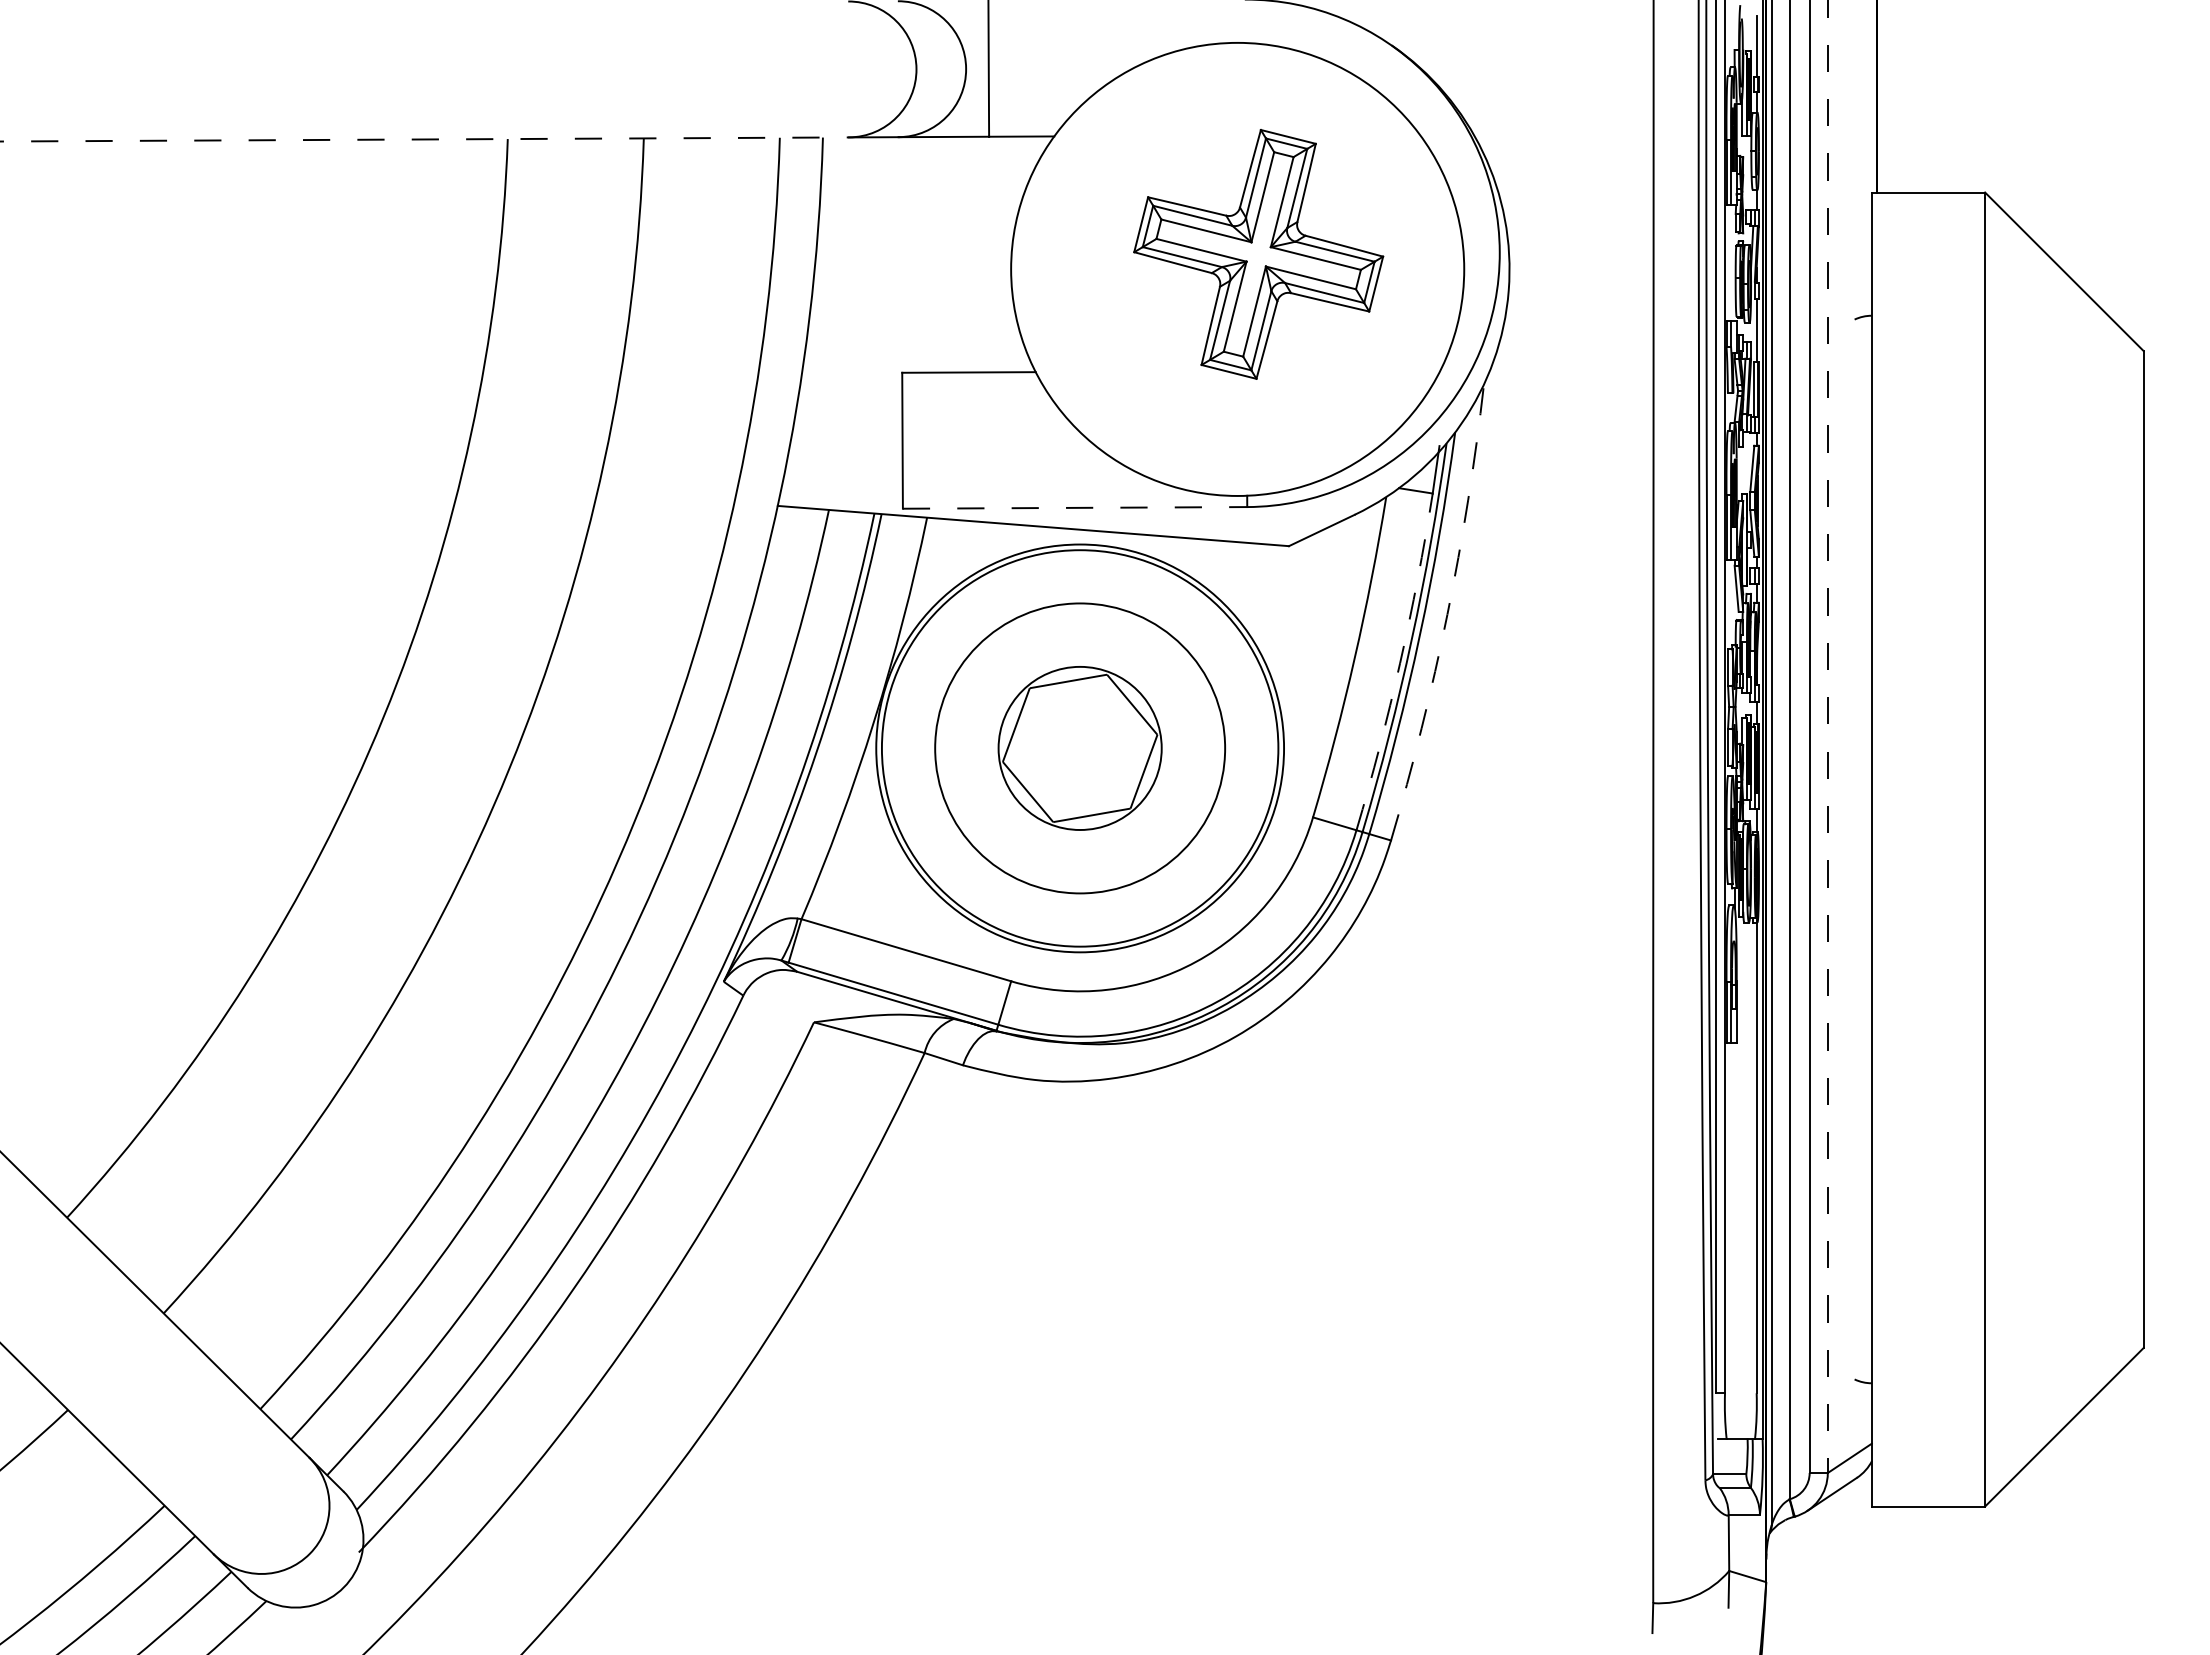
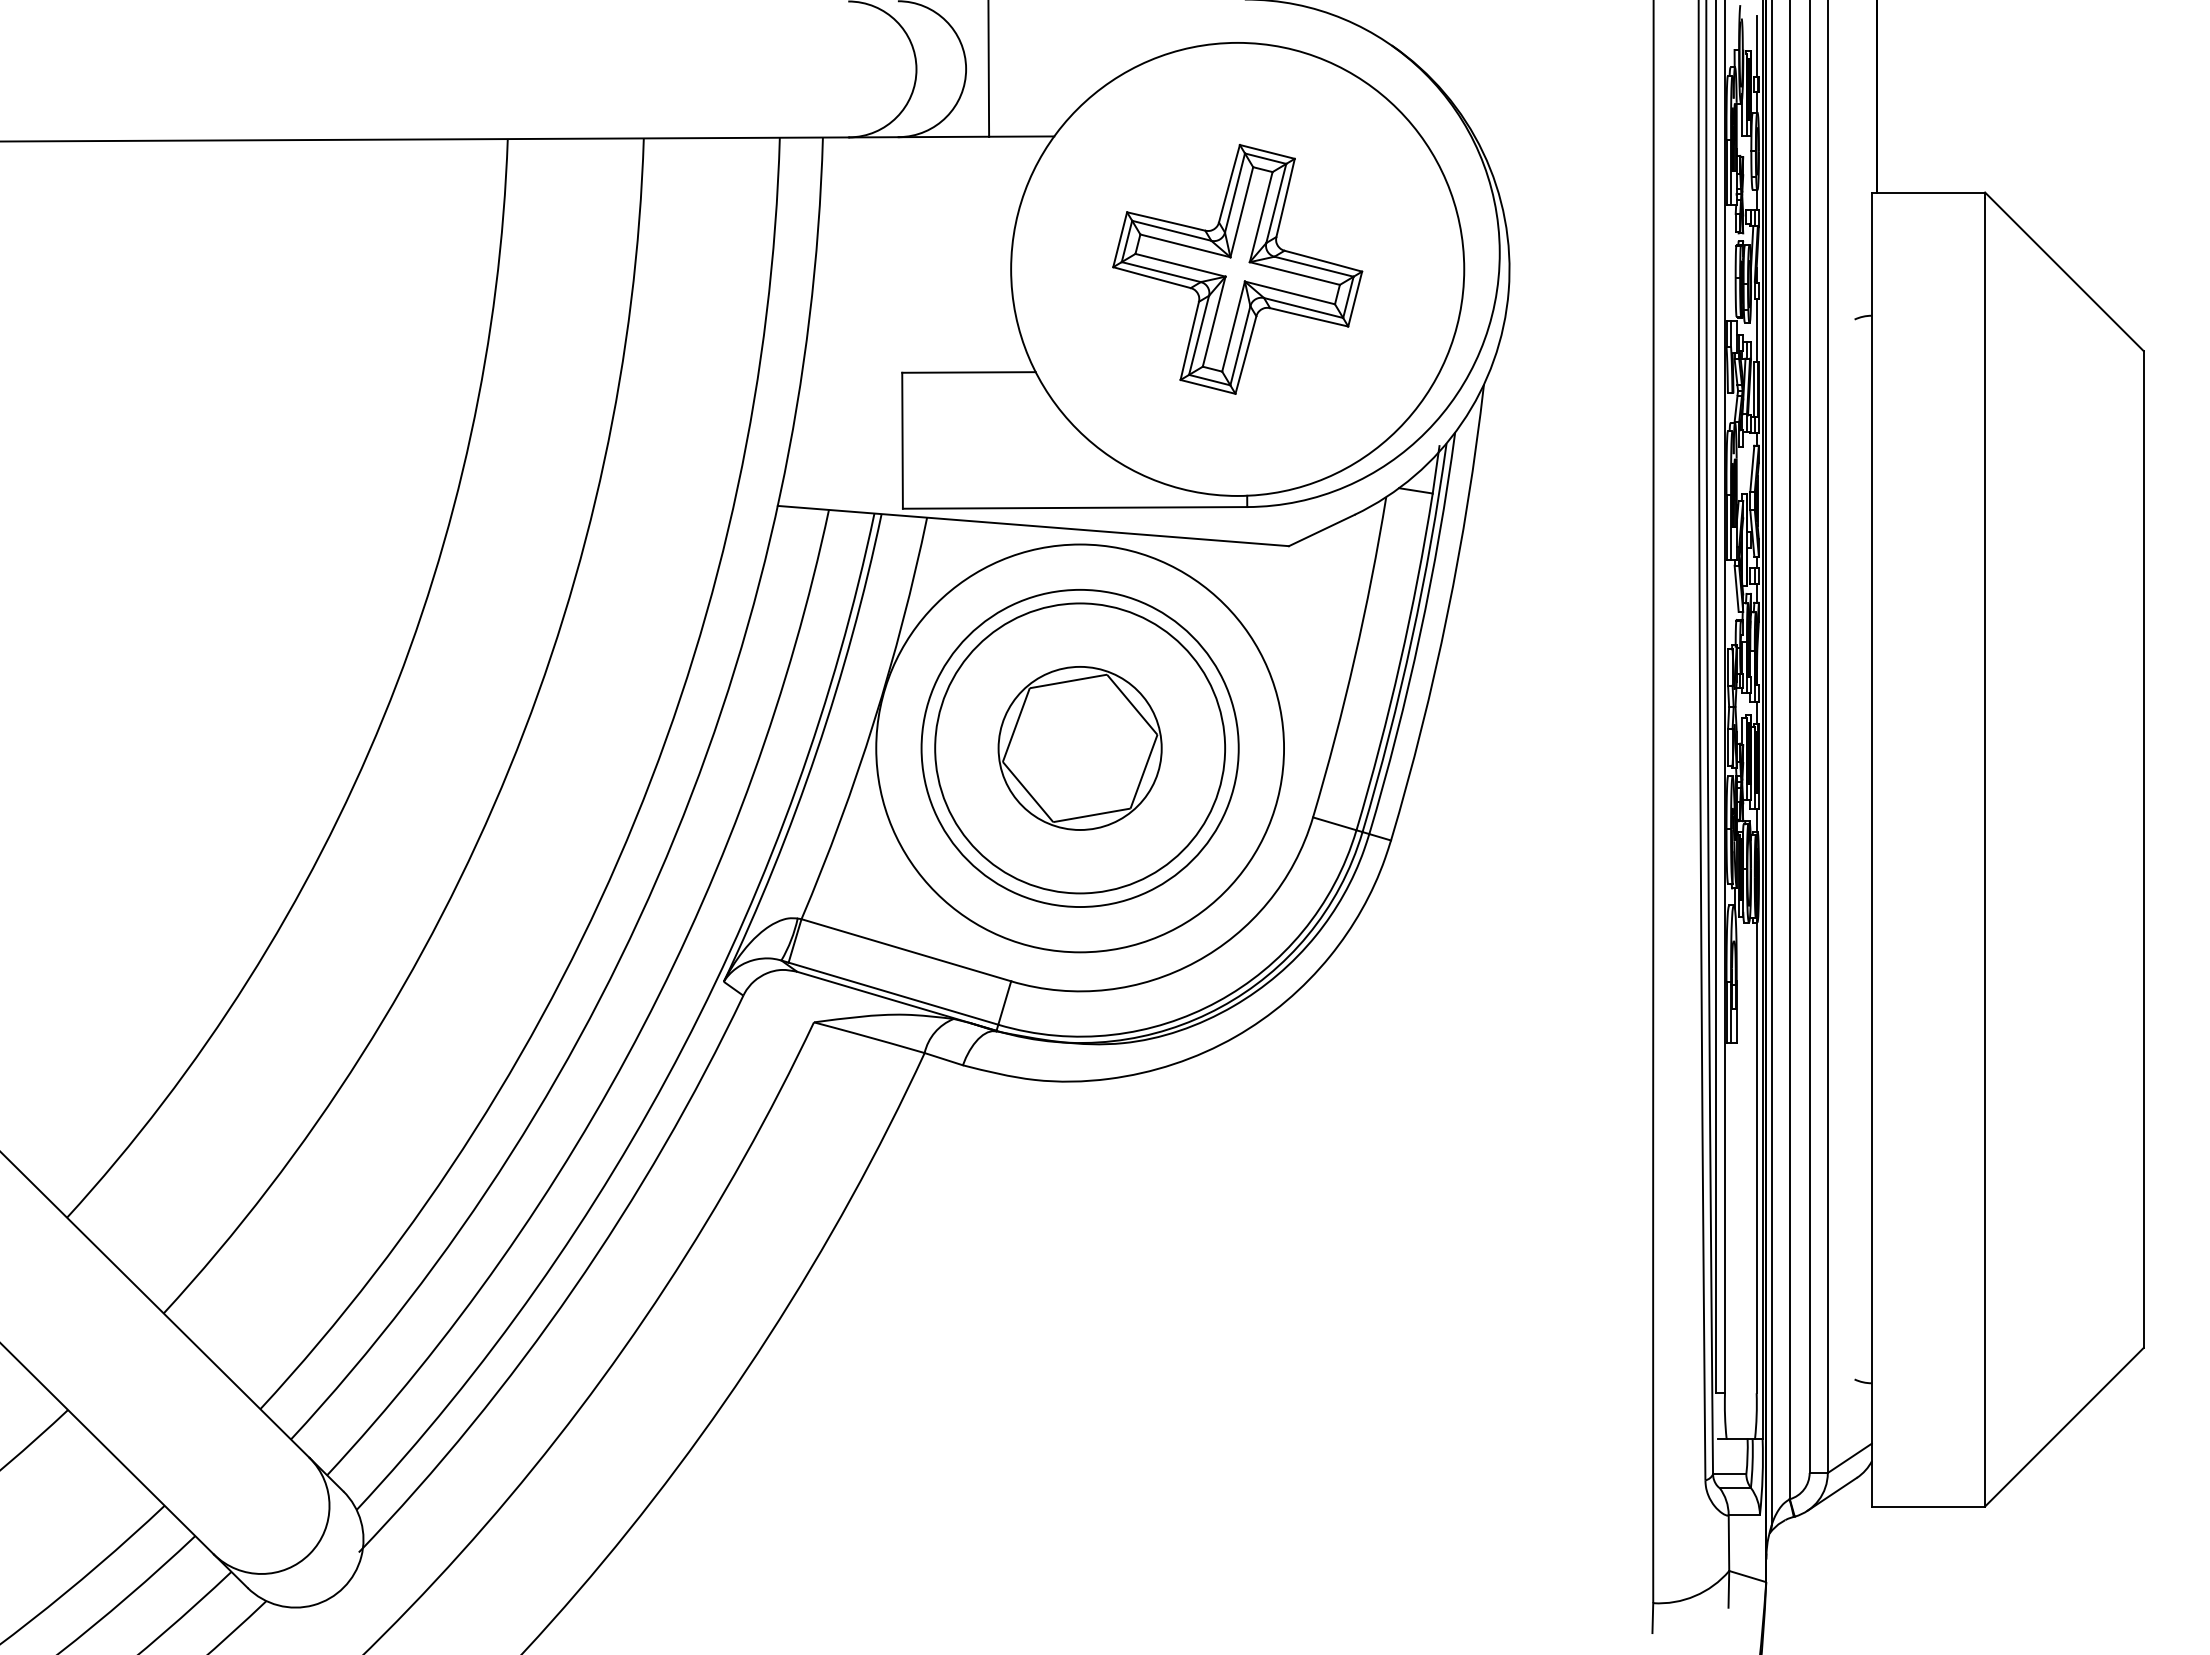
line: dashed -> solid (424, 139)
part position: (1258, 254) -> (1237, 269) (1237, 269)
line: dashed -> solid (1075, 507)
arc: dashed -> solid (1447, 614)
arc: dashed -> solid (1400, 663)
line: dashed -> solid (1827, 737)
circle diameter: 396 px -> 317 px (1079, 748)
